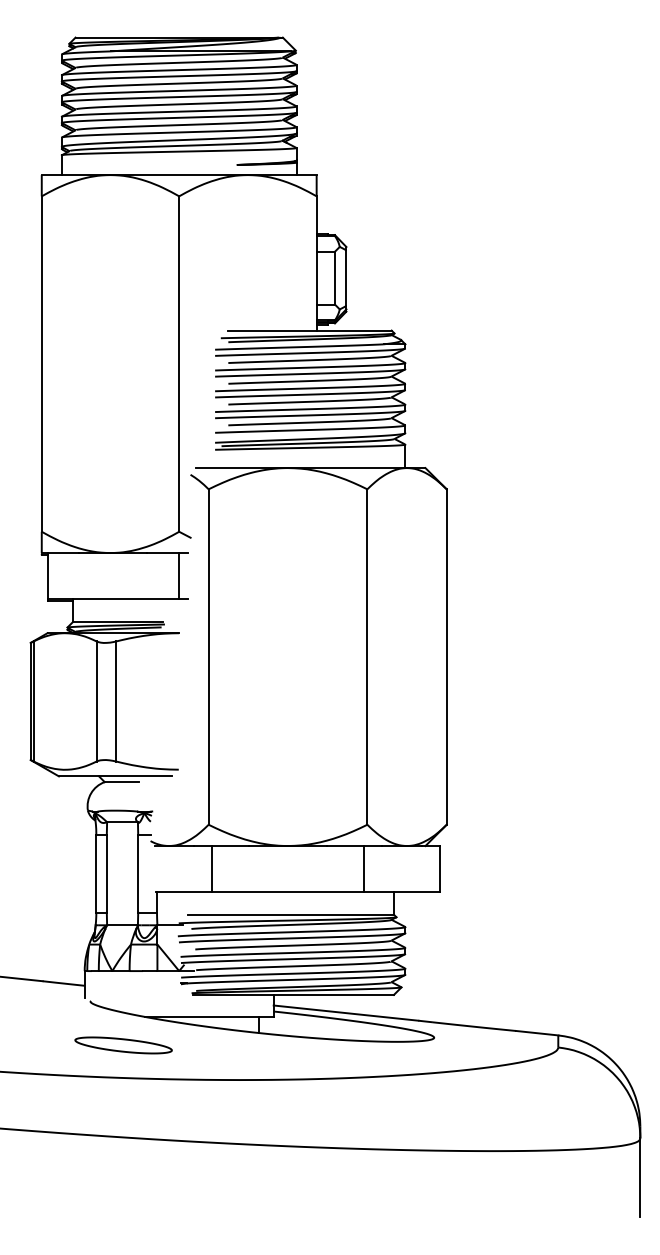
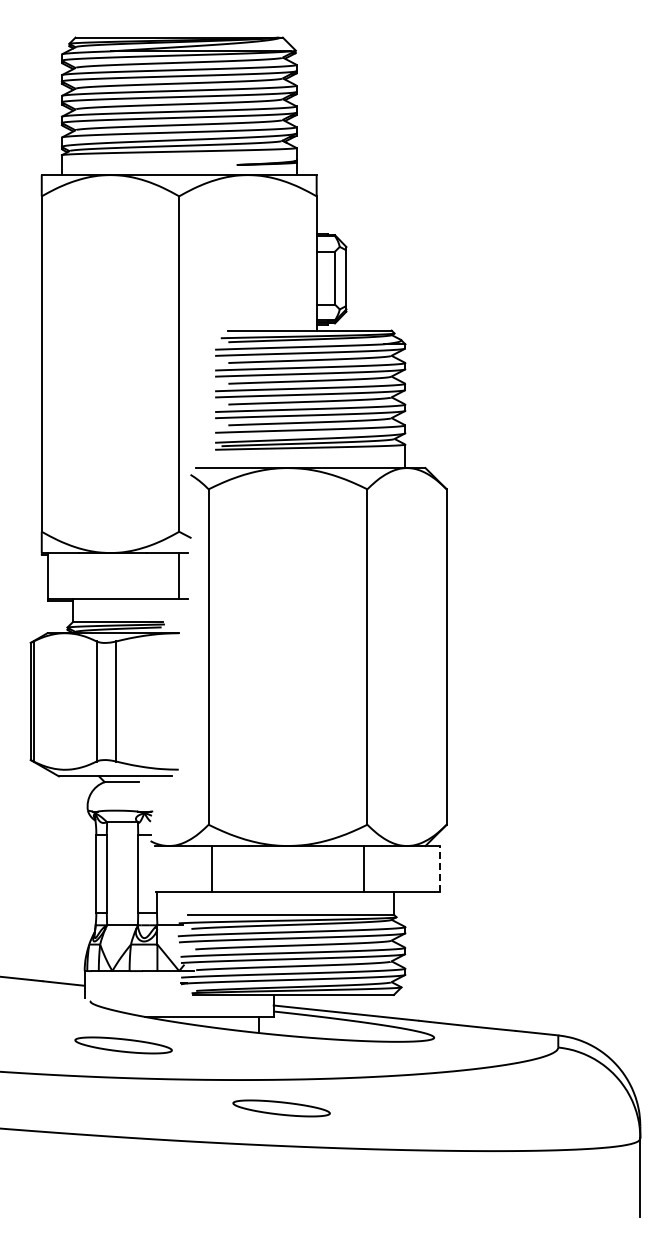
line: solid -> dashed (440, 868)
part: none -> present (281, 1108)
